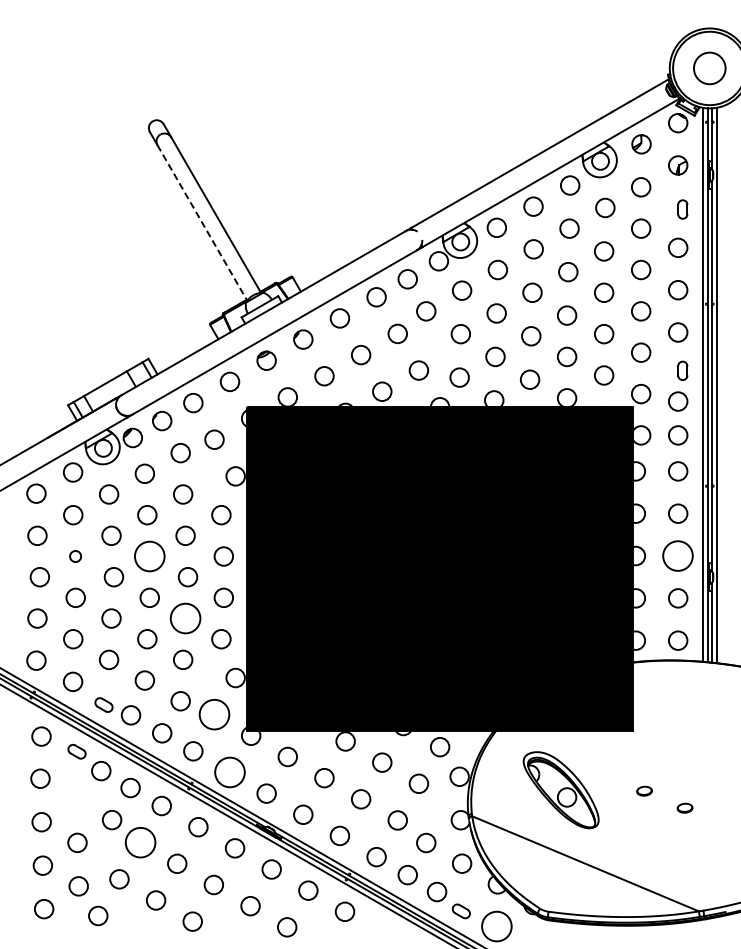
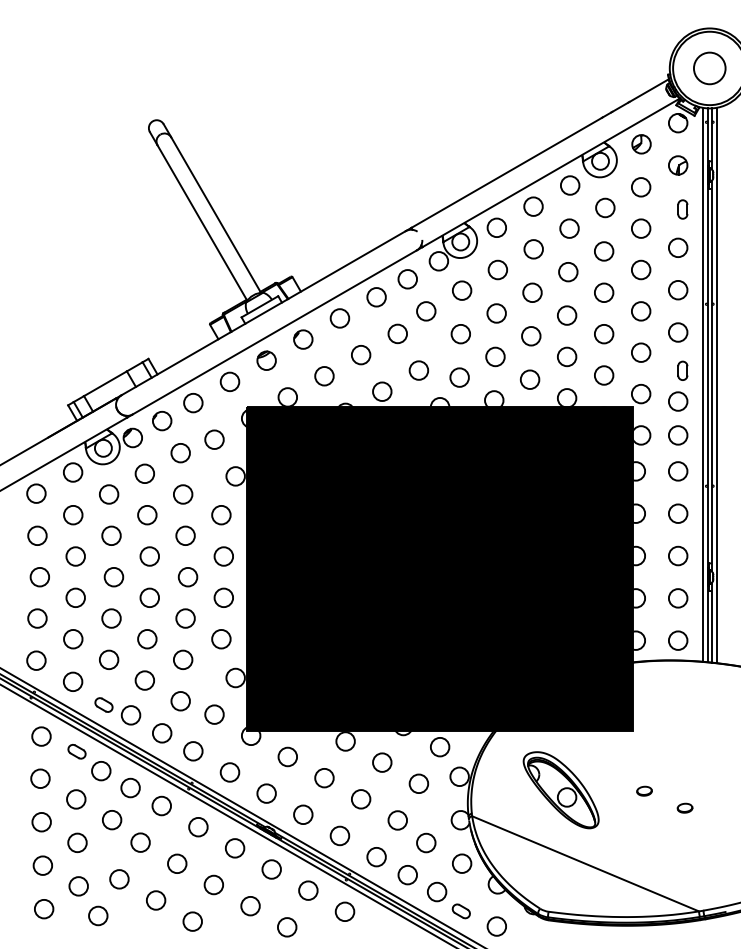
line: dashed -> solid (202, 222)
circle size: 32x32 px -> 21x22 px (678, 555)
circle size: 13x13 px -> 21x21 px (75, 556)
circle diameter: 30 px -> 19 px (149, 556)
circle diameter: 30 px -> 19 px (185, 618)
circle diameter: 30 px -> 19 px (214, 714)
circle diameter: 30 px -> 19 px (229, 772)
circle: none -> present (76, 799)
circle diameter: 30 px -> 19 px (140, 842)
circle diameter: 30 px -> 19 px (496, 926)
